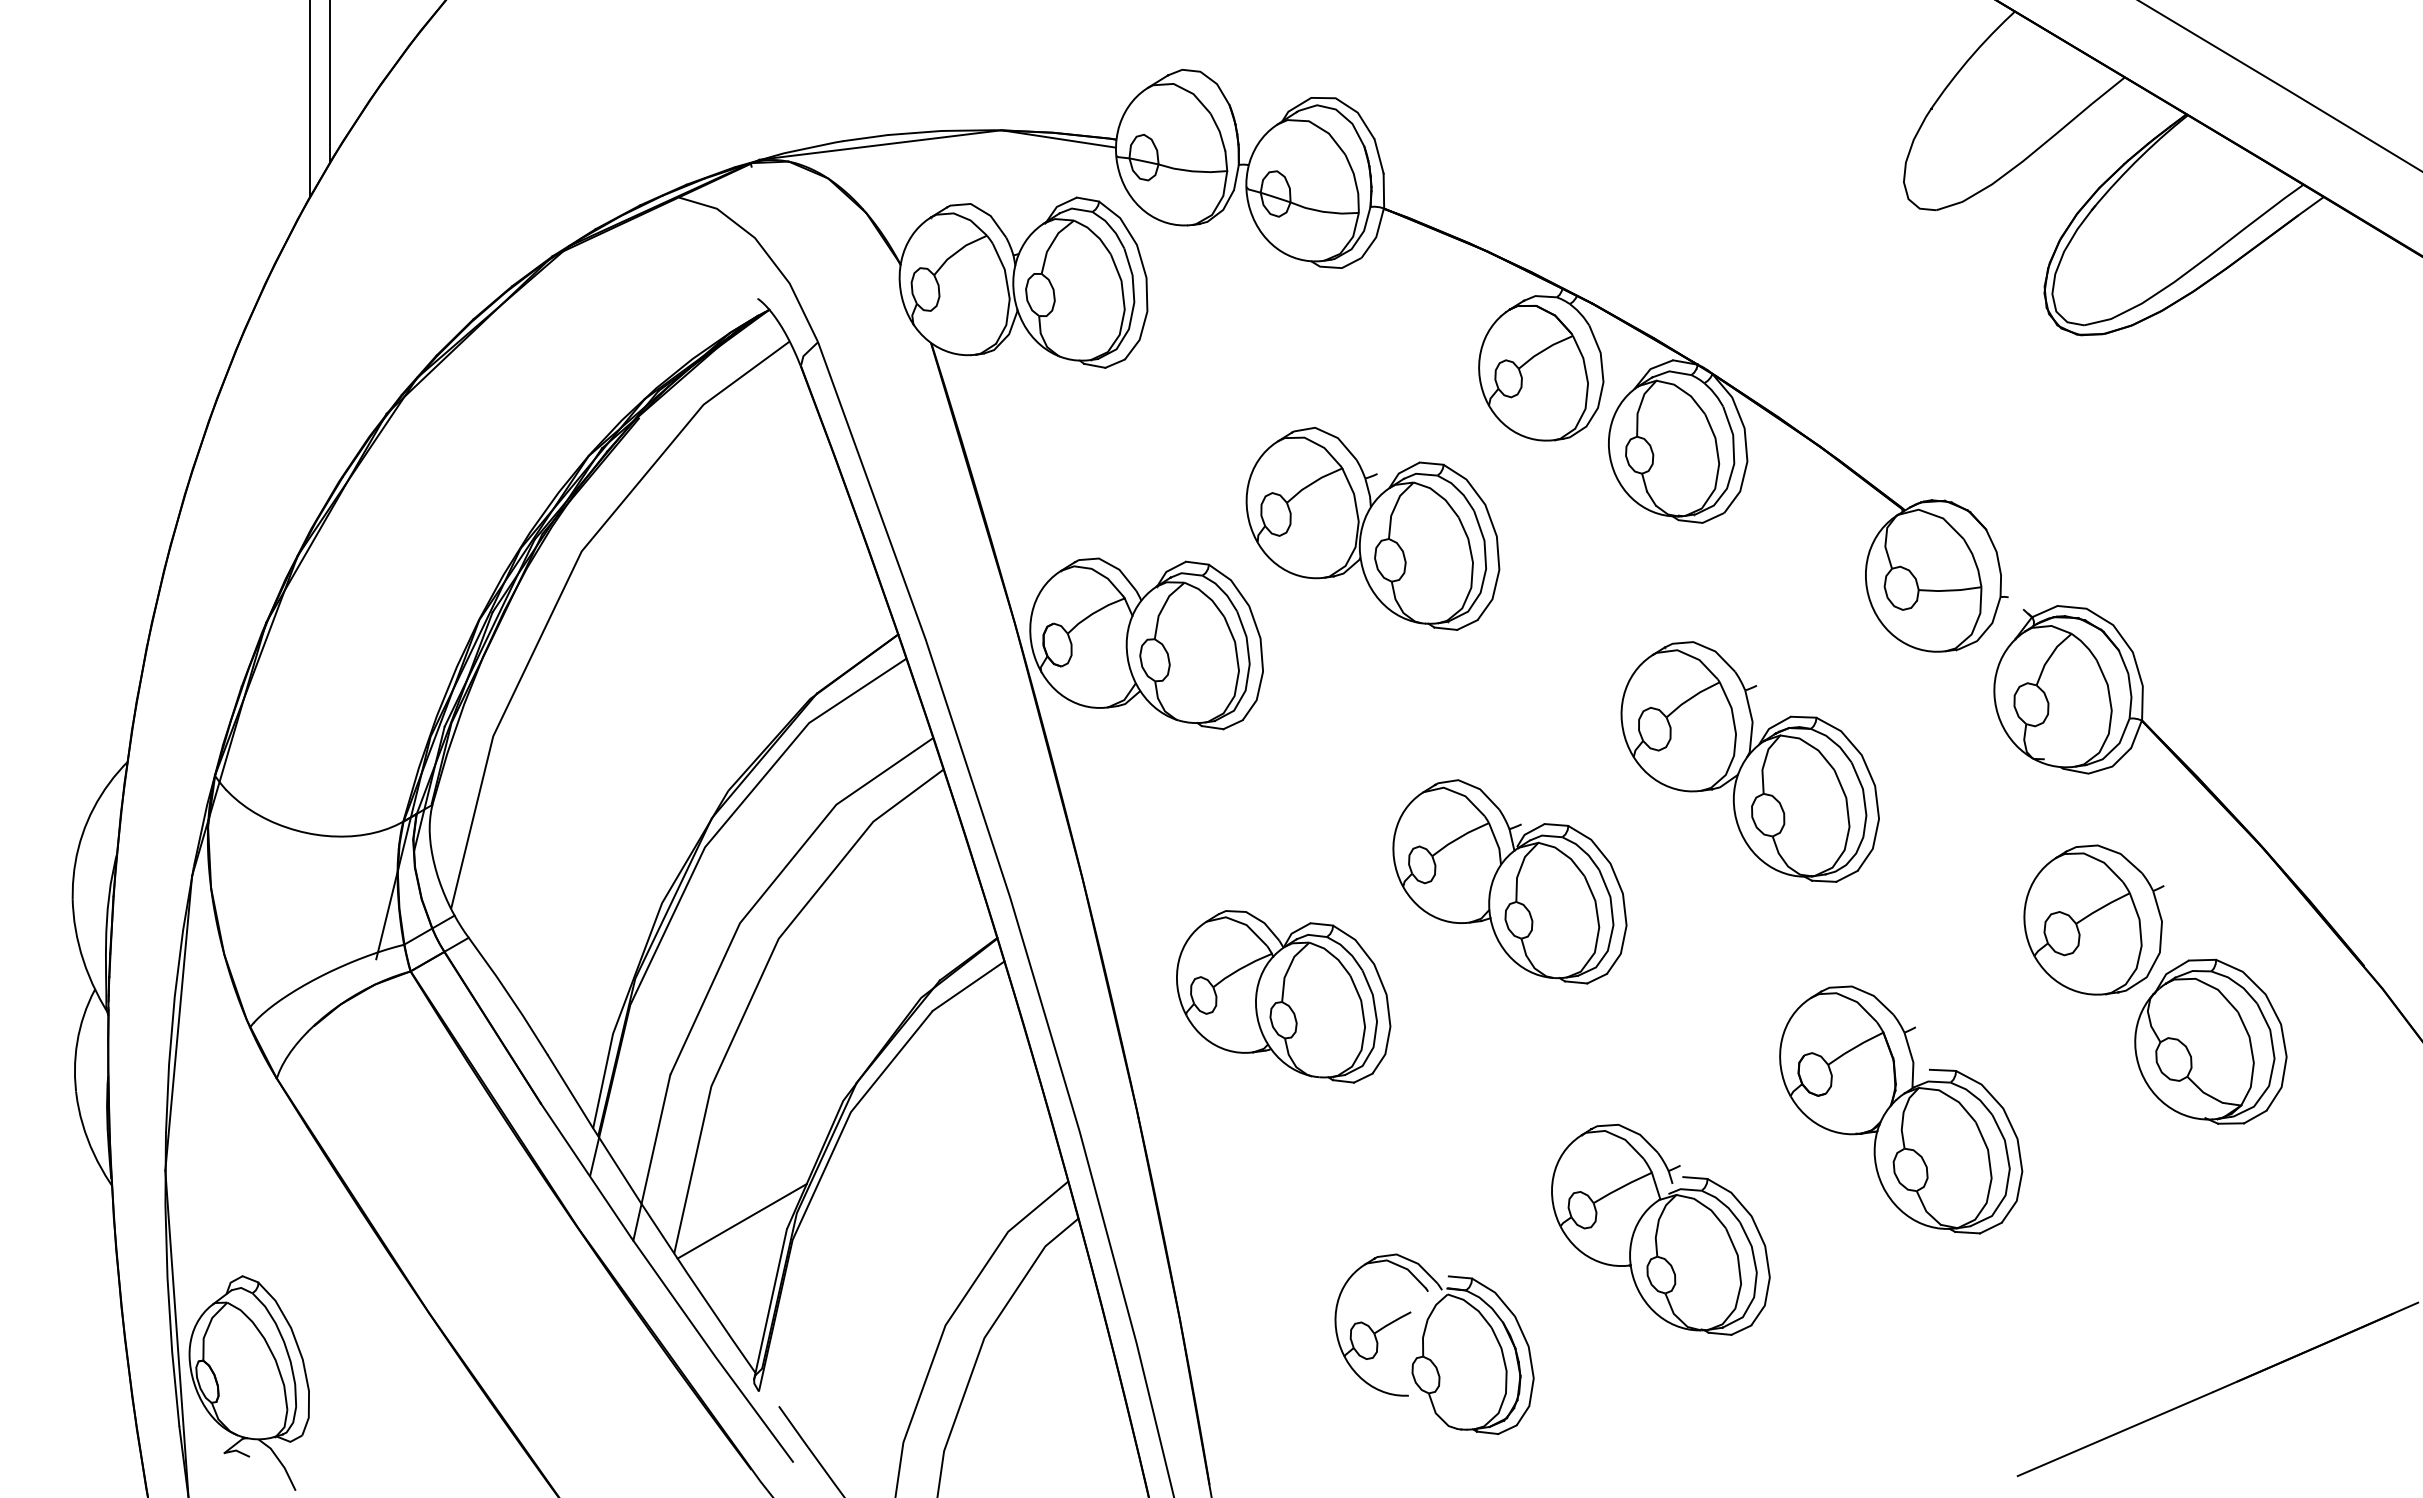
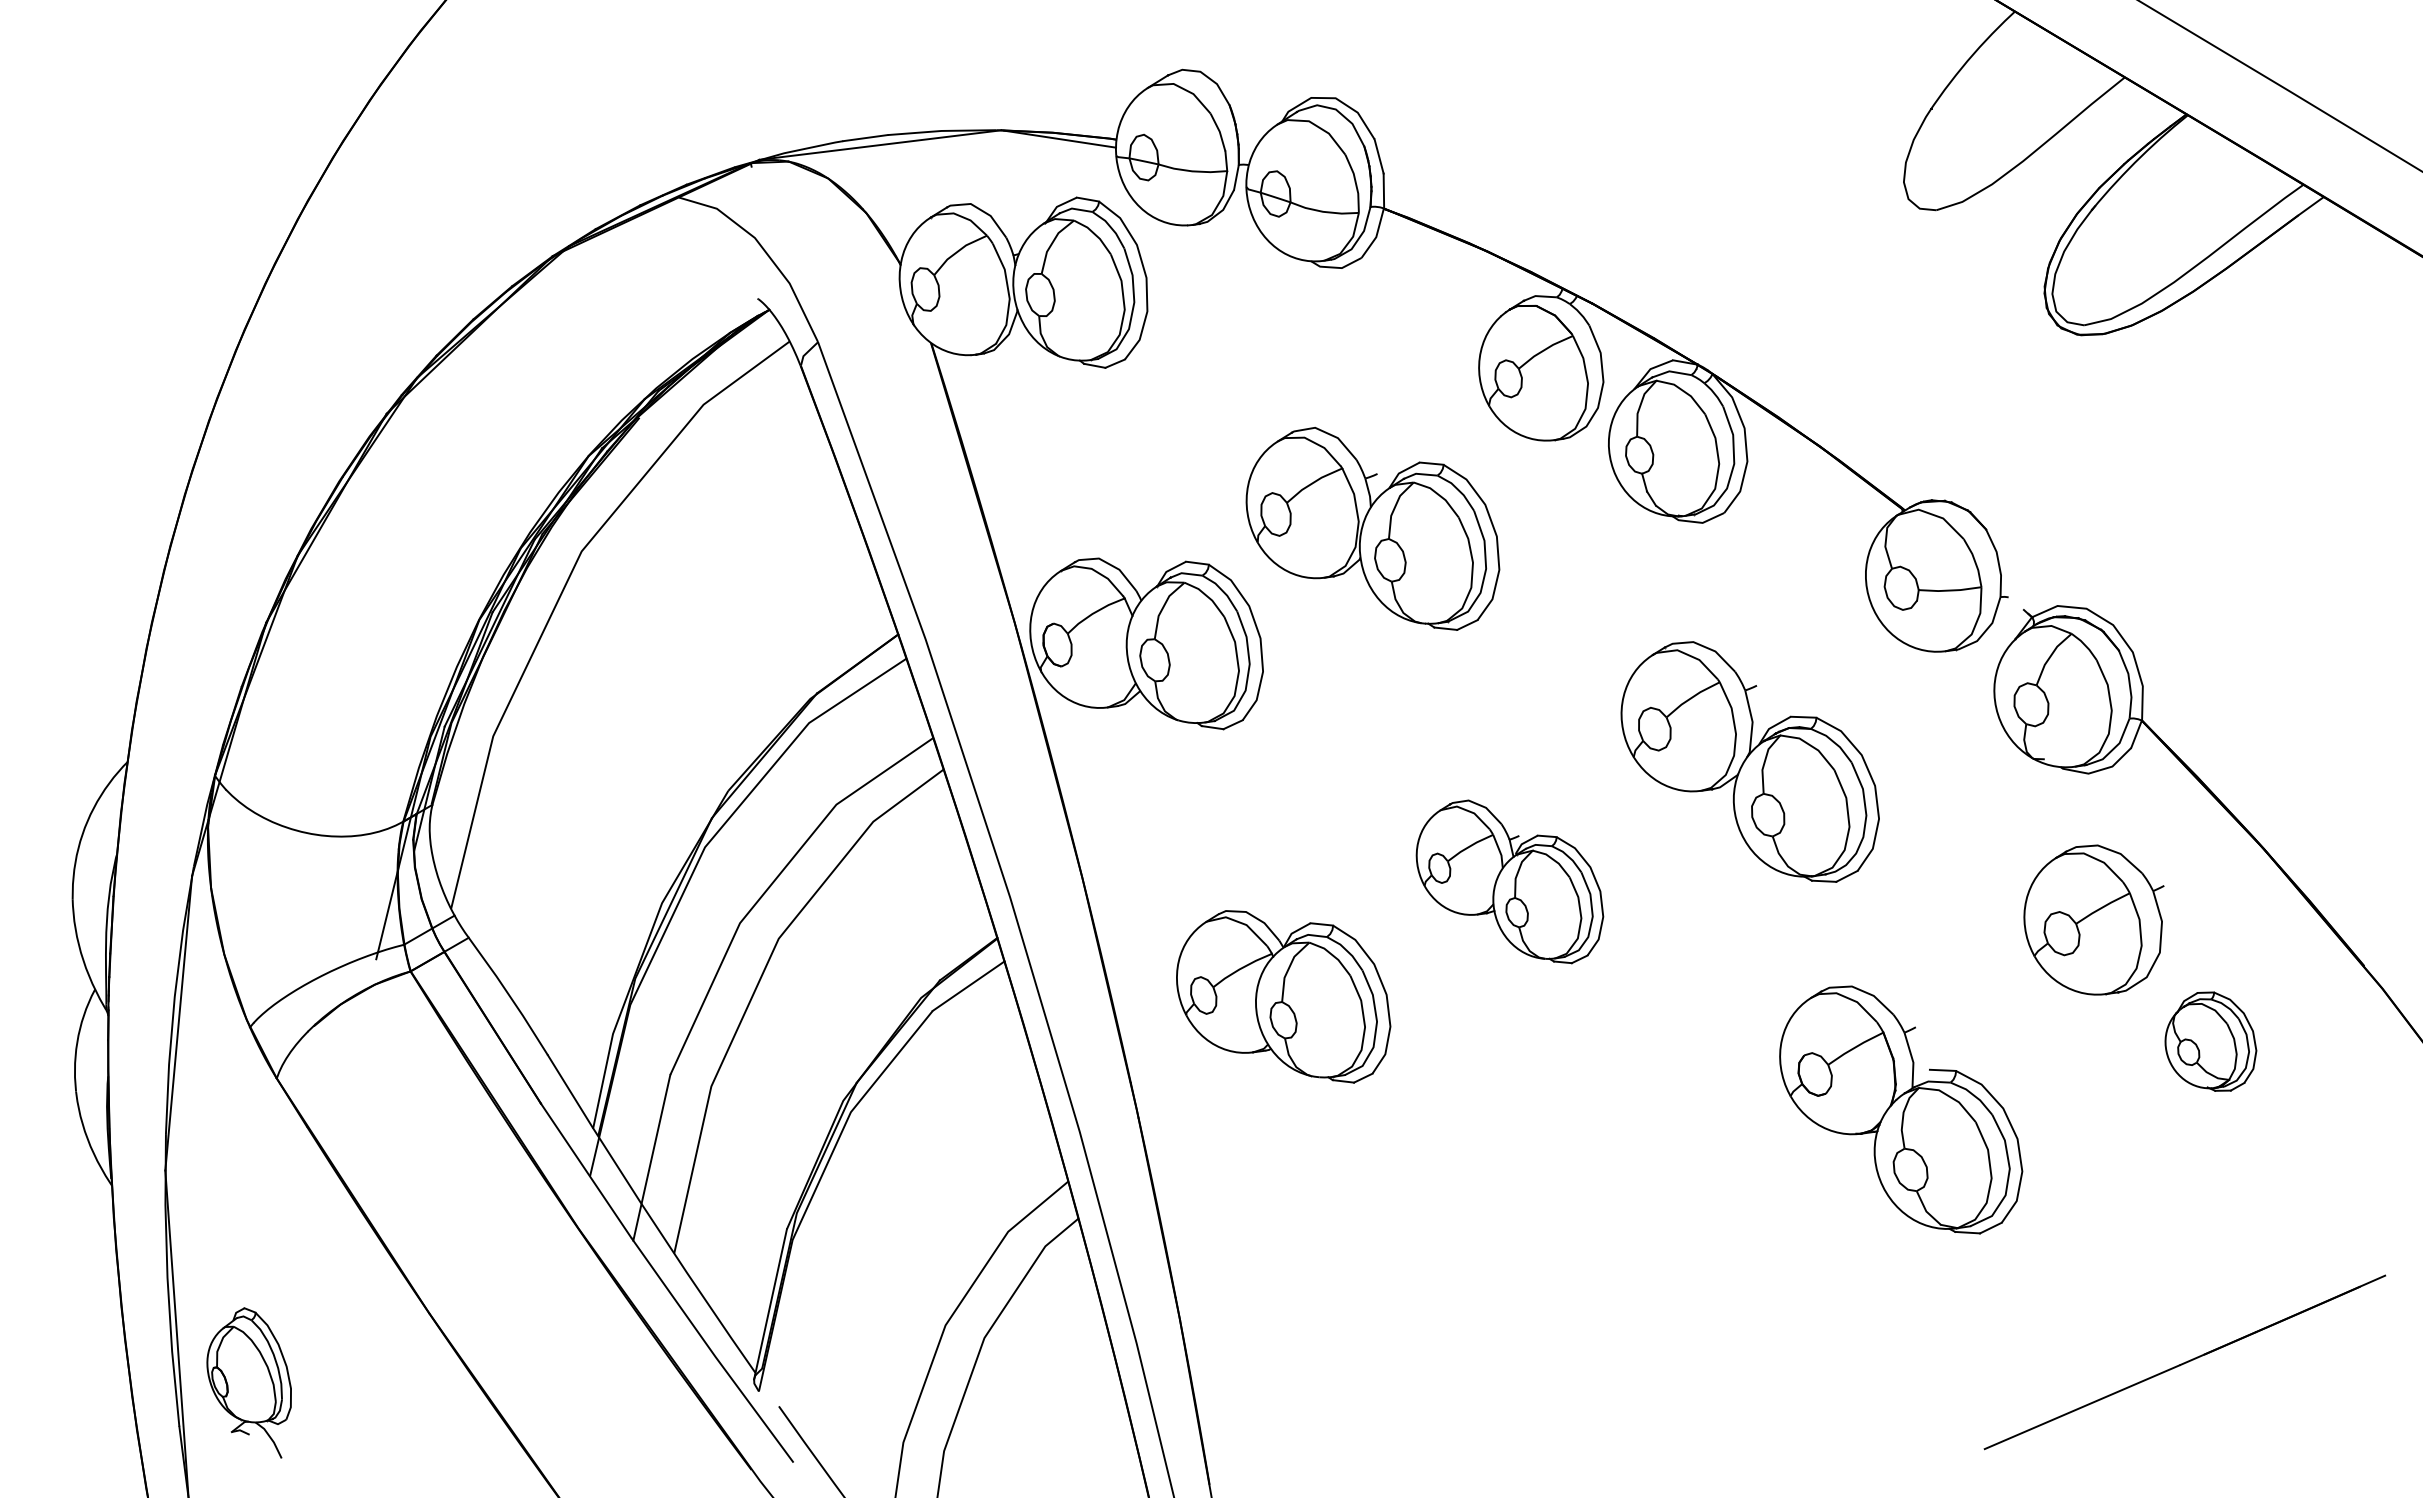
line: present -> none (330, 82)
line: present -> none (310, 99)
part size: 236x206 px -> 190x166 px (1509, 881)
part size: 154x167 px -> 94x101 px (2210, 1041)
line: present -> none (741, 1221)
part: present -> none (1660, 1229)
part: present -> none (1434, 1343)
part size: 122x216 px -> 86x152 px (248, 1382)
line position: (2217, 1389) -> (2184, 1362) (2184, 1362)
